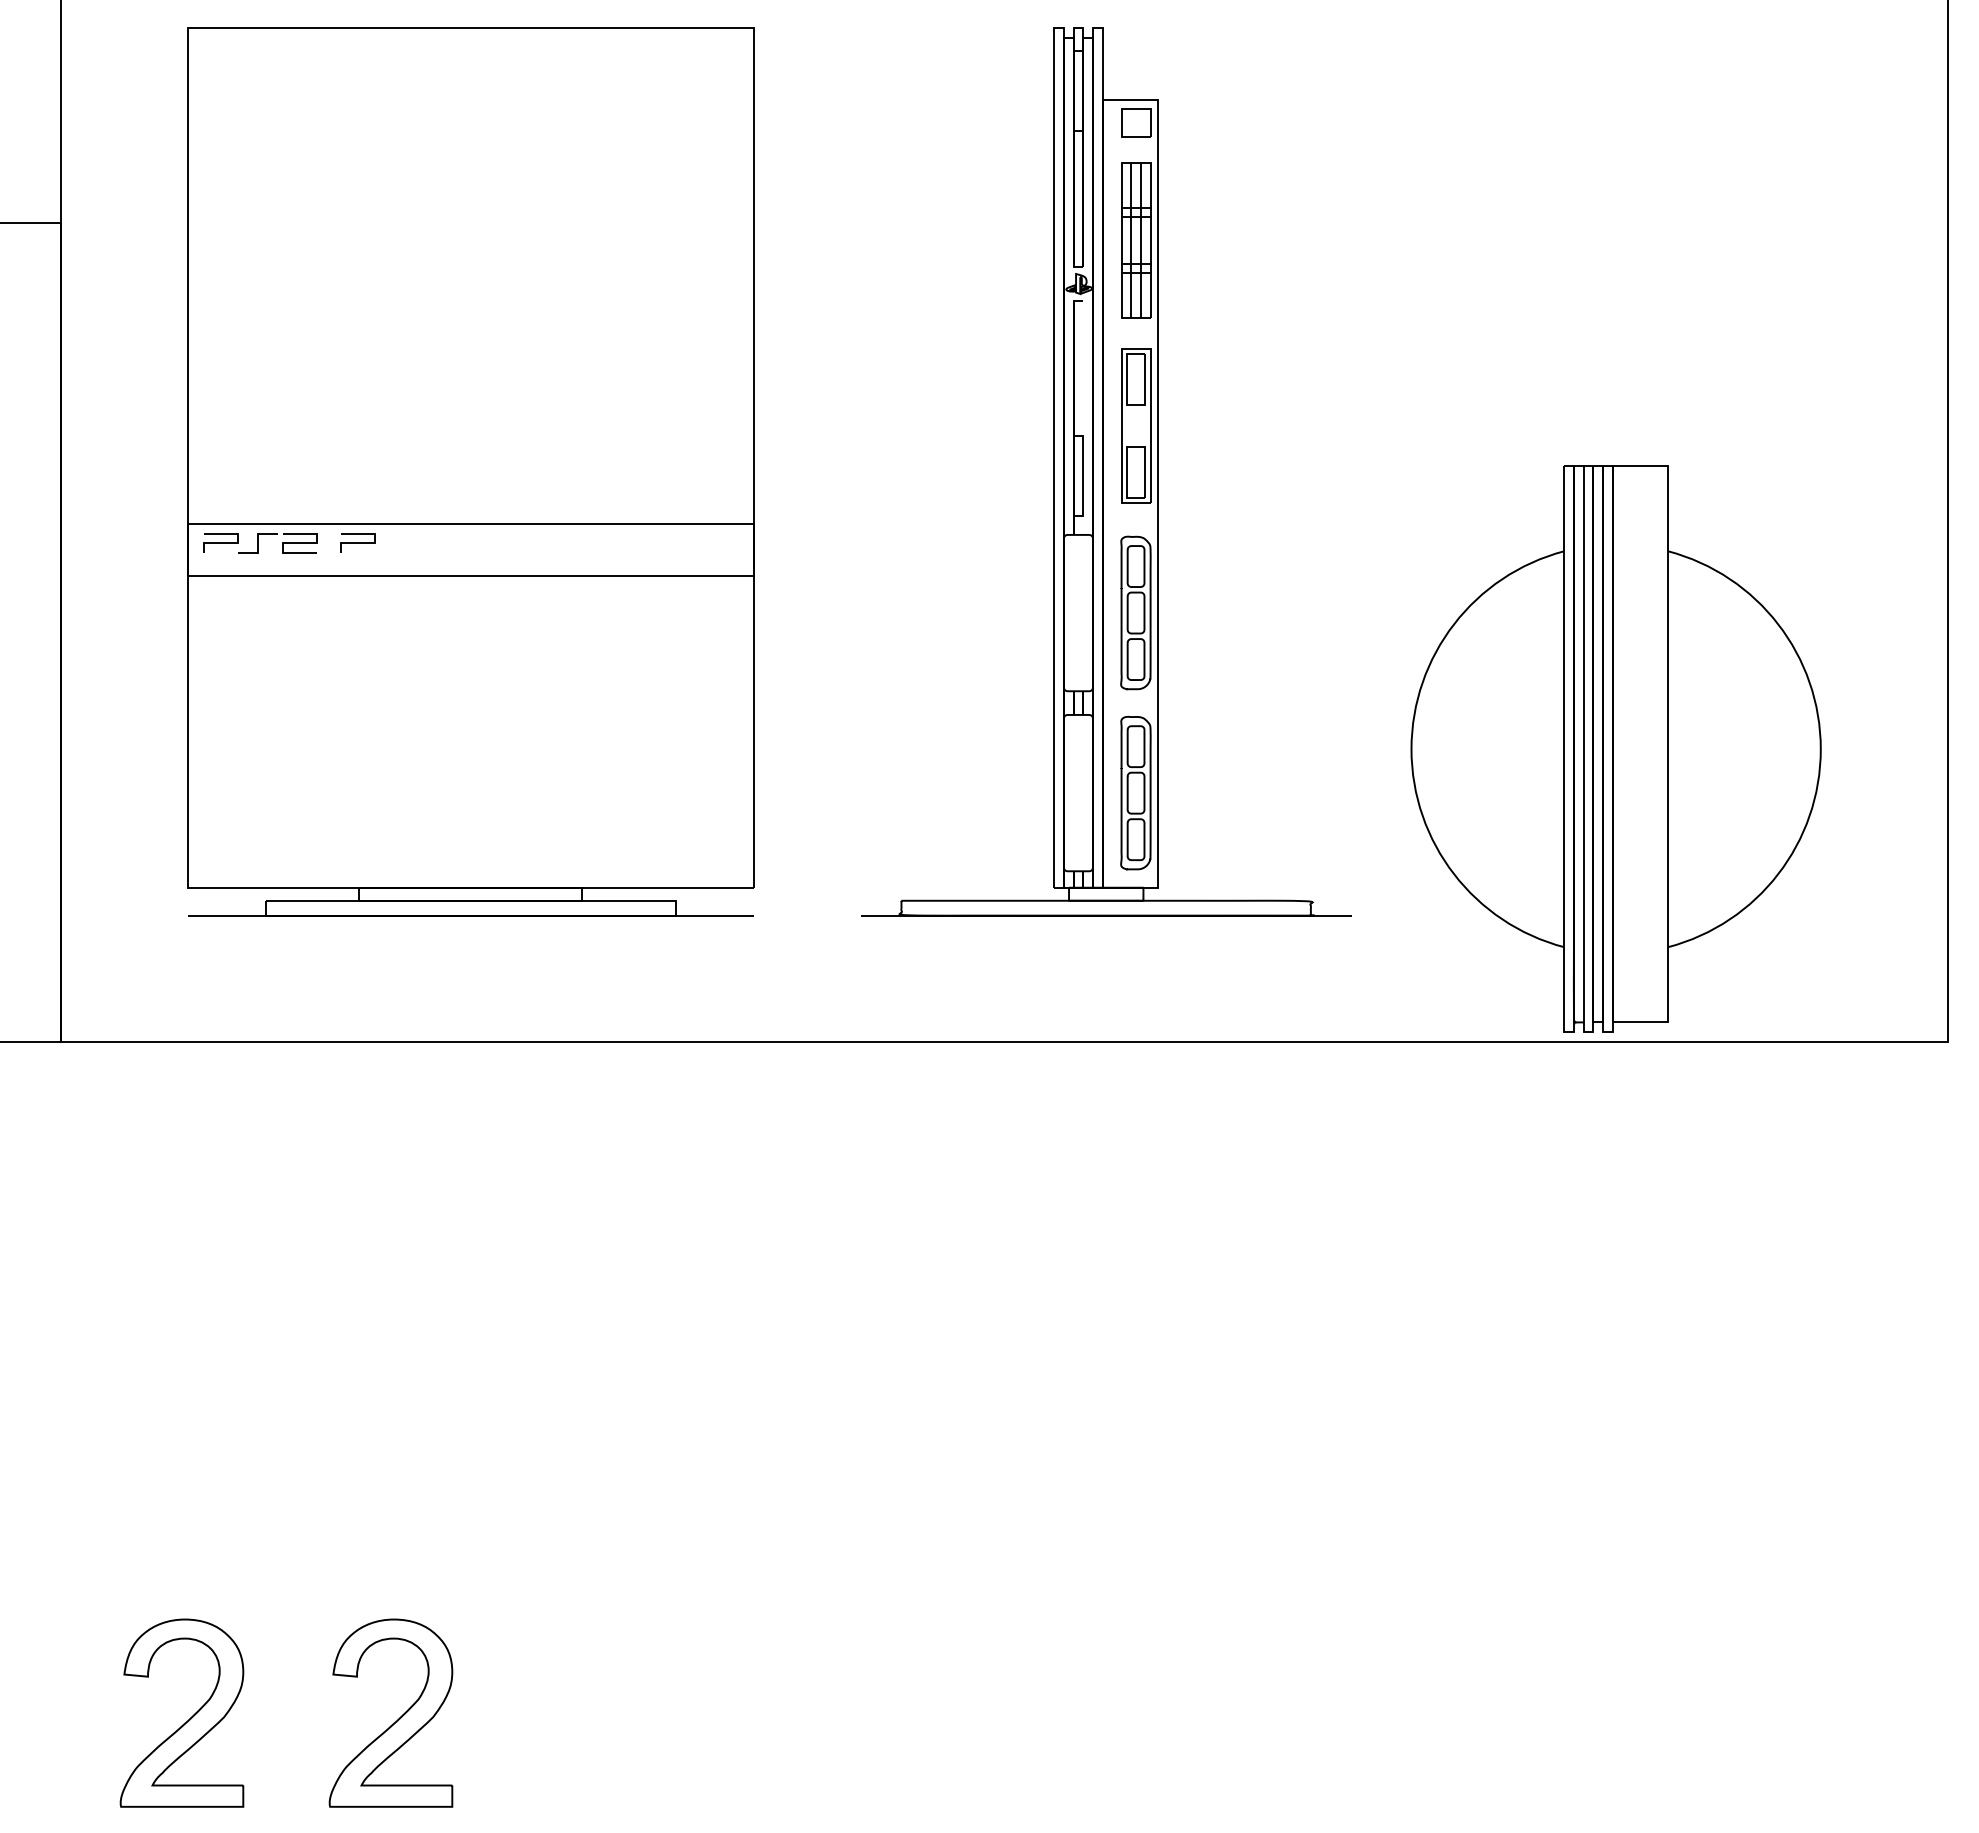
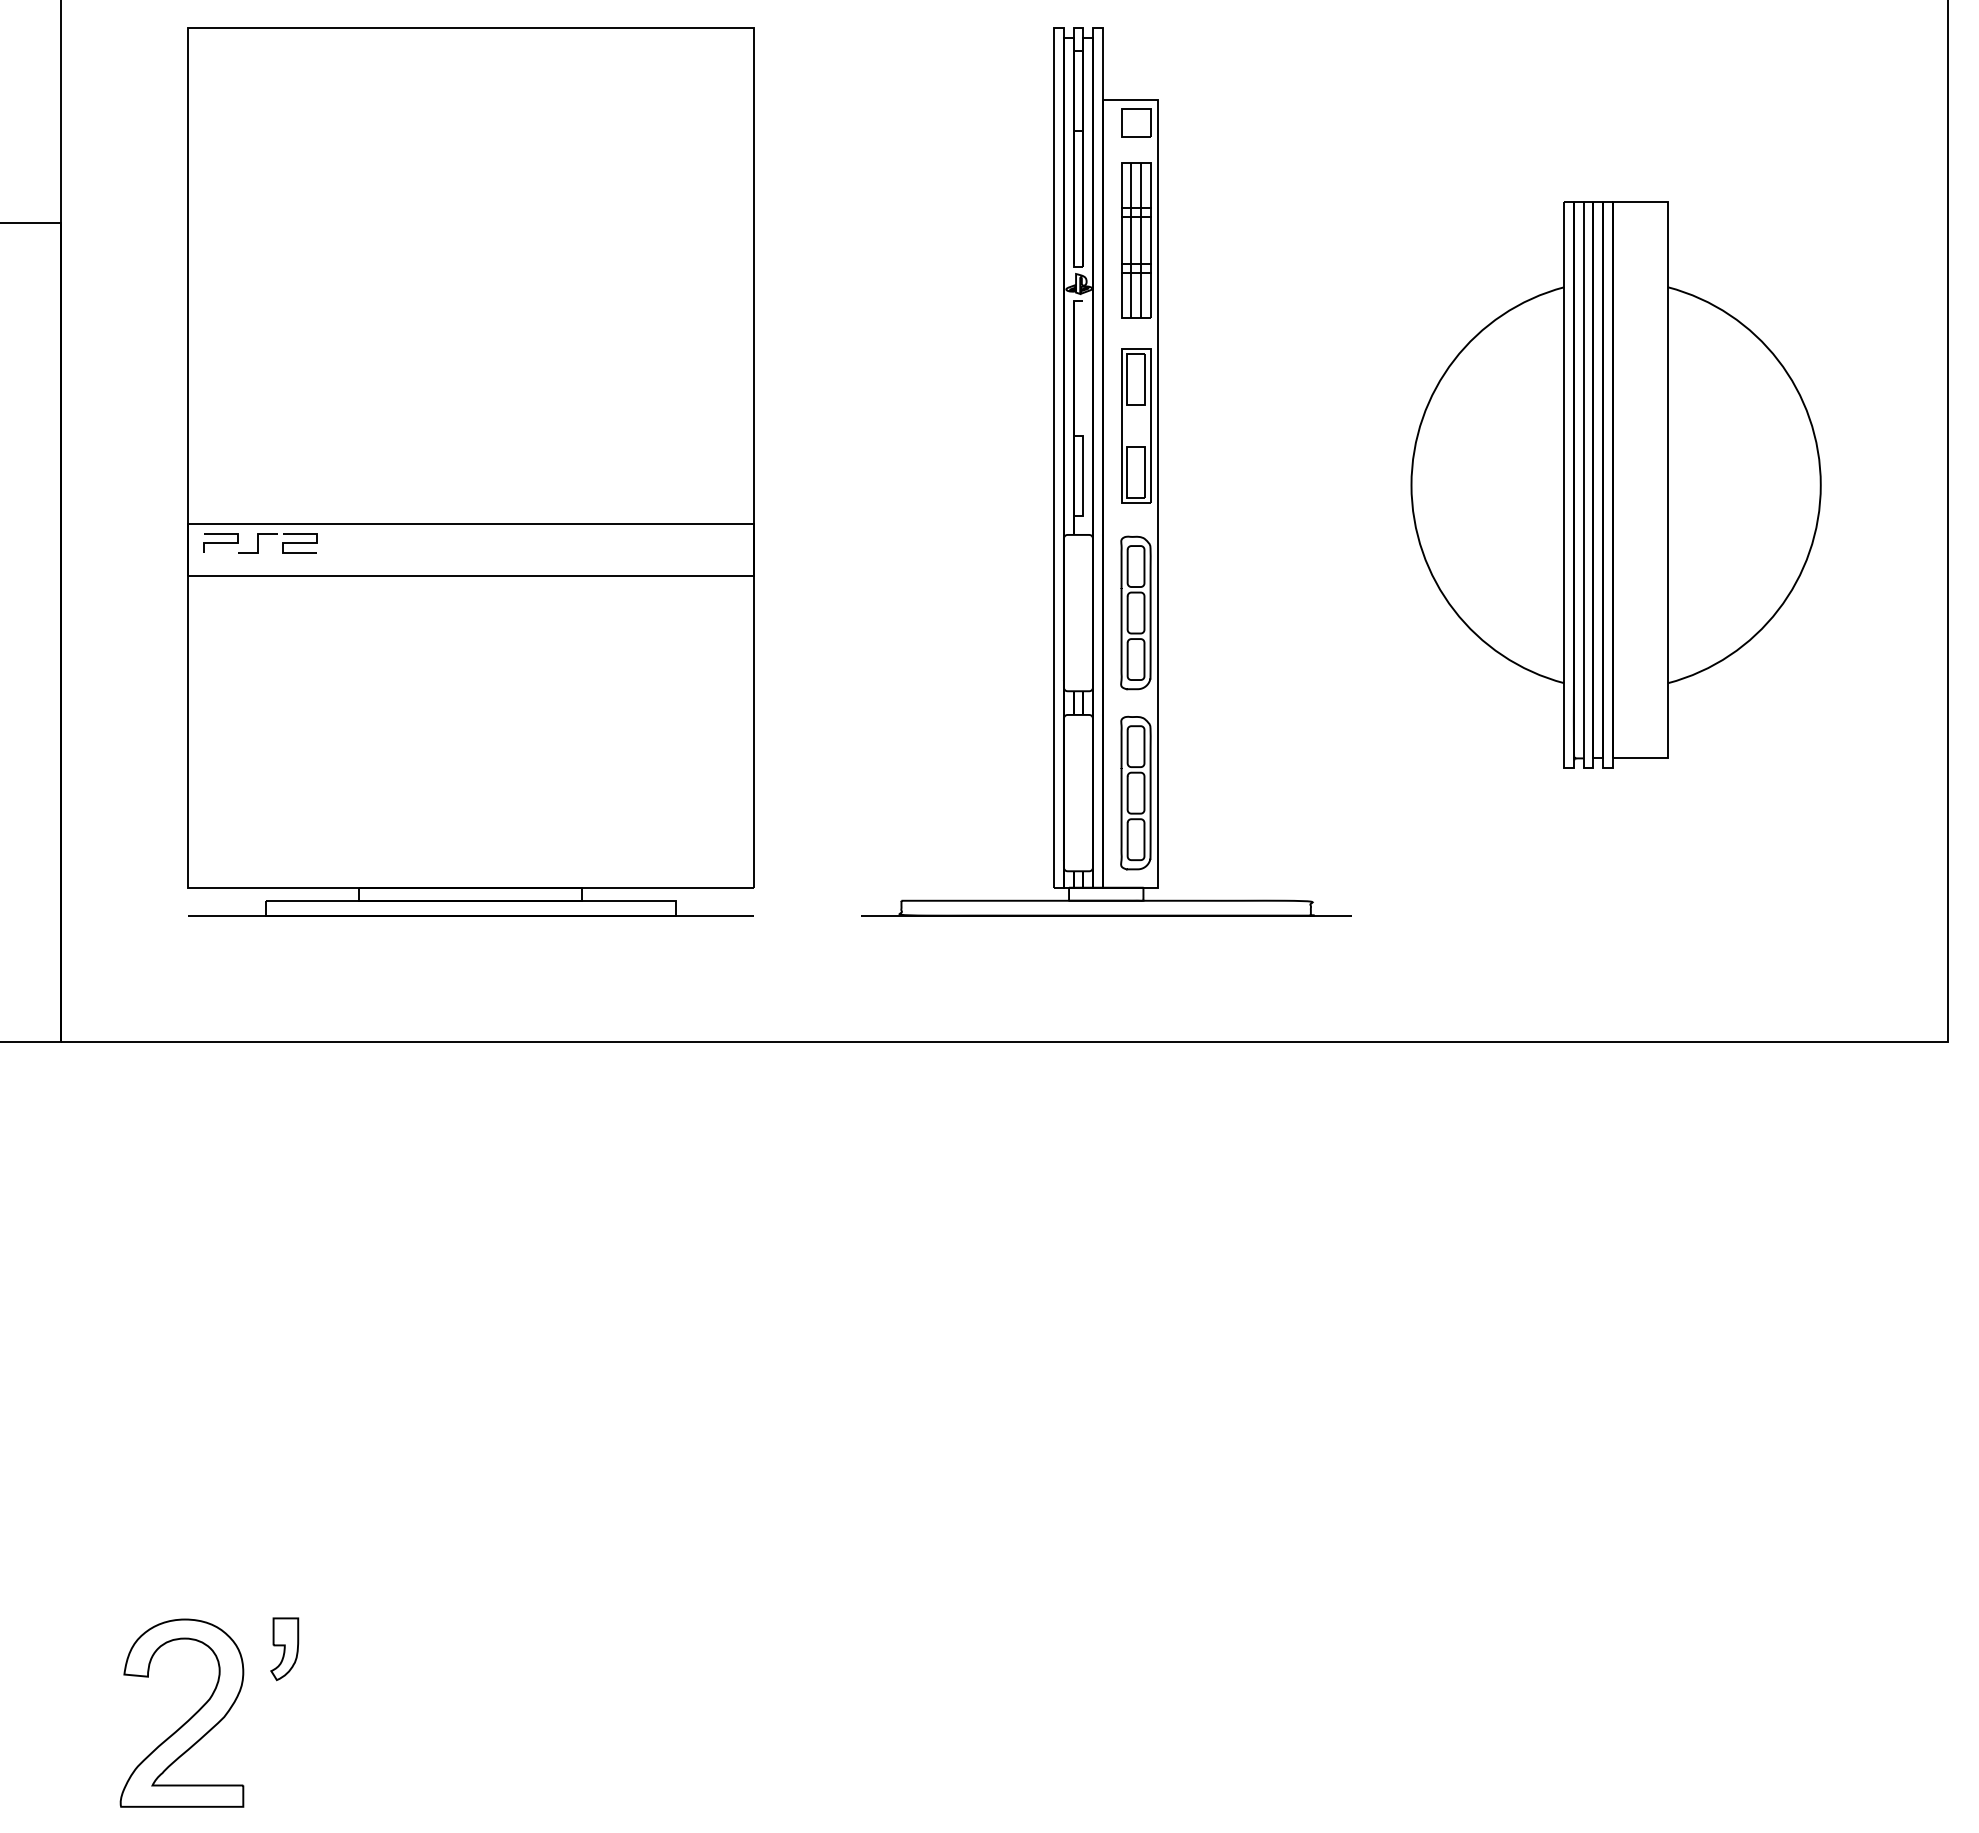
line: present -> none (357, 542)
part position: (1615, 748) -> (1615, 484) (1615, 484)
part: none -> present (284, 1649)
part: present -> none (397, 1719)
